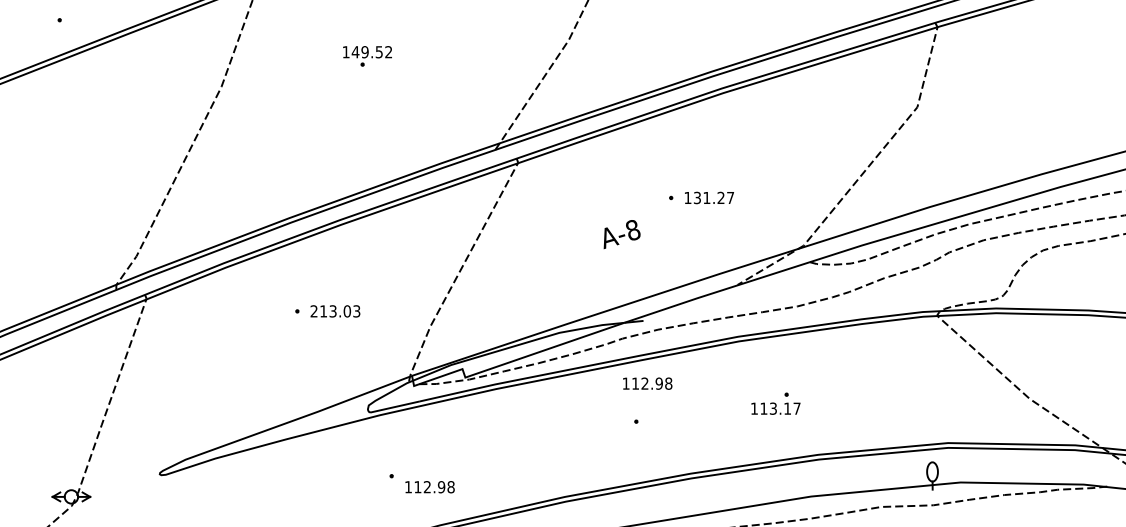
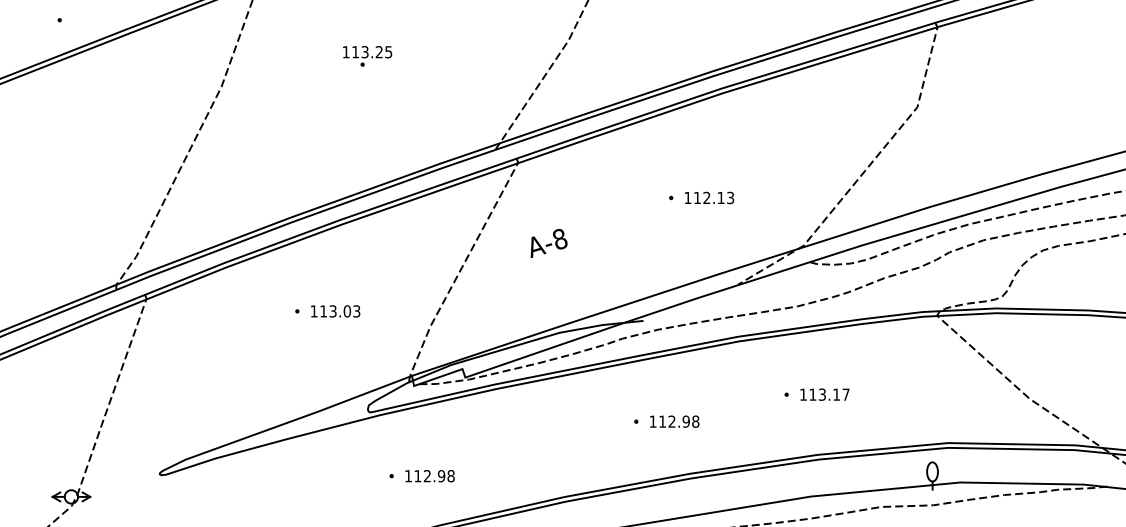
text: 149.52 -> 113.25 (371, 52)
text: 131.27 -> 112.13 (714, 197)
text position: (621, 234) -> (548, 243) (548, 243)
text: 213.03 -> 113.03 (313, 311)
text position: (647, 383) -> (674, 421) (674, 421)
text position: (775, 408) -> (824, 394) (824, 394)
text position: (429, 487) -> (429, 476) (429, 476)
